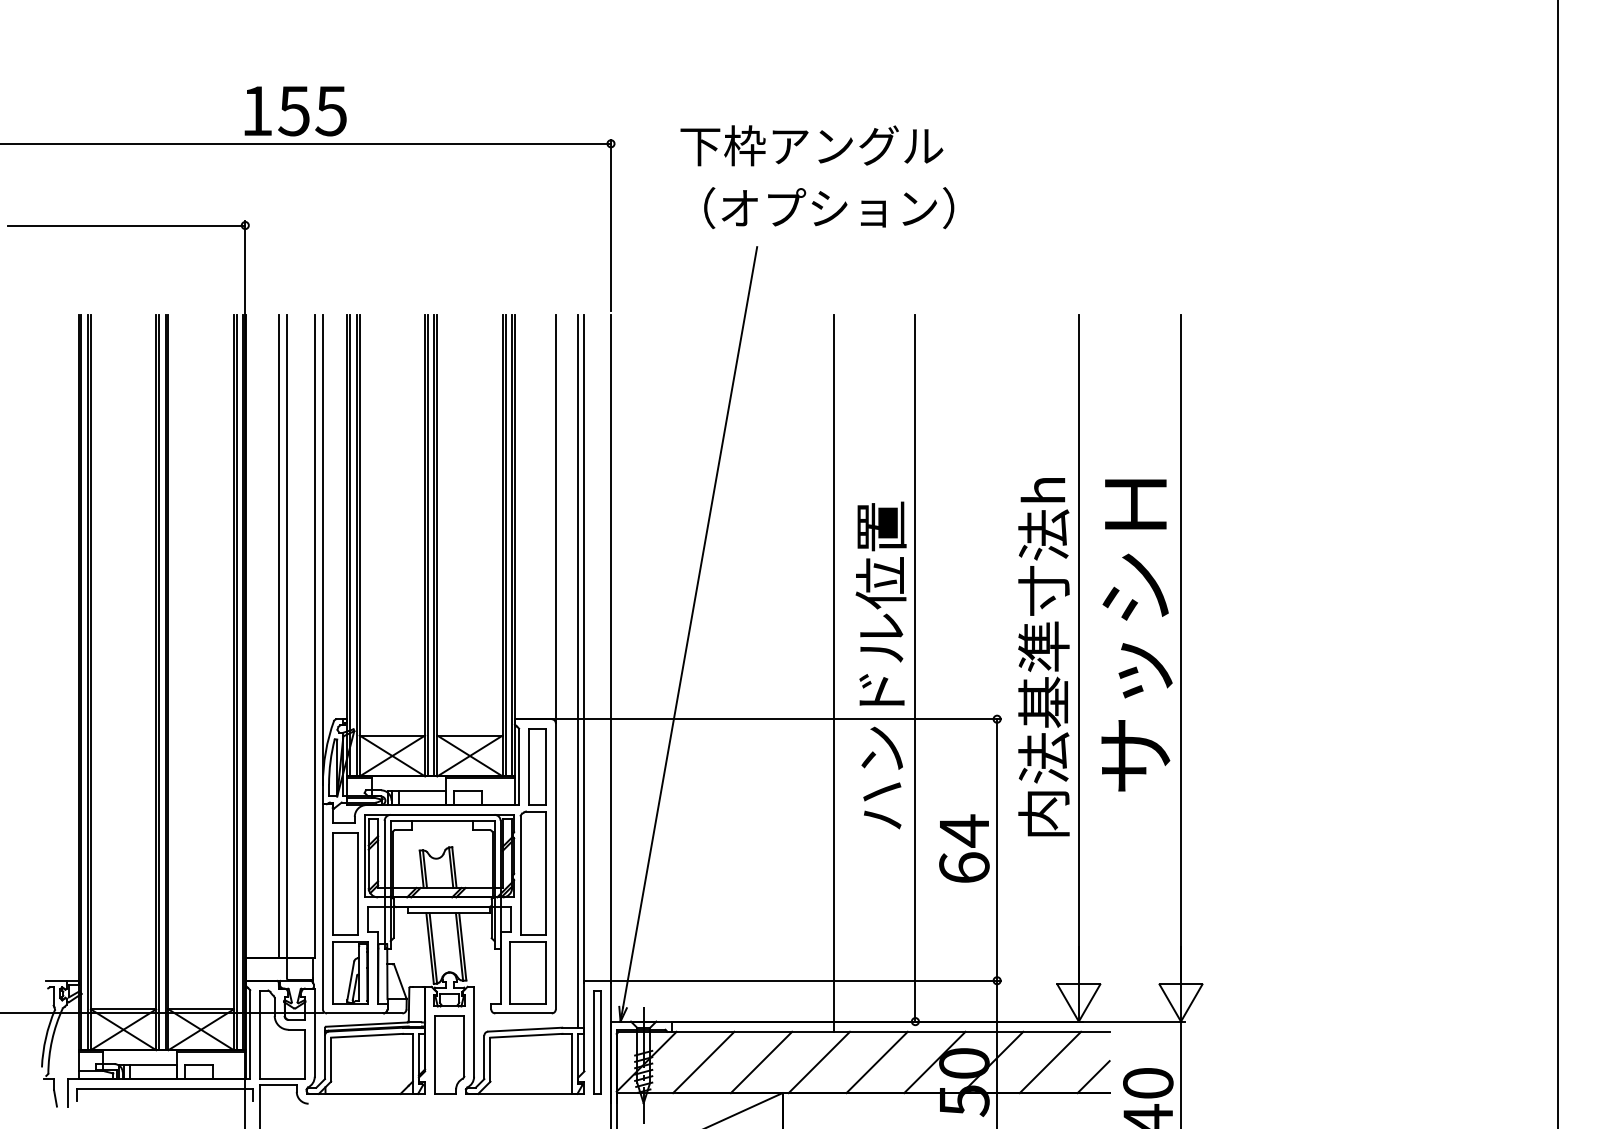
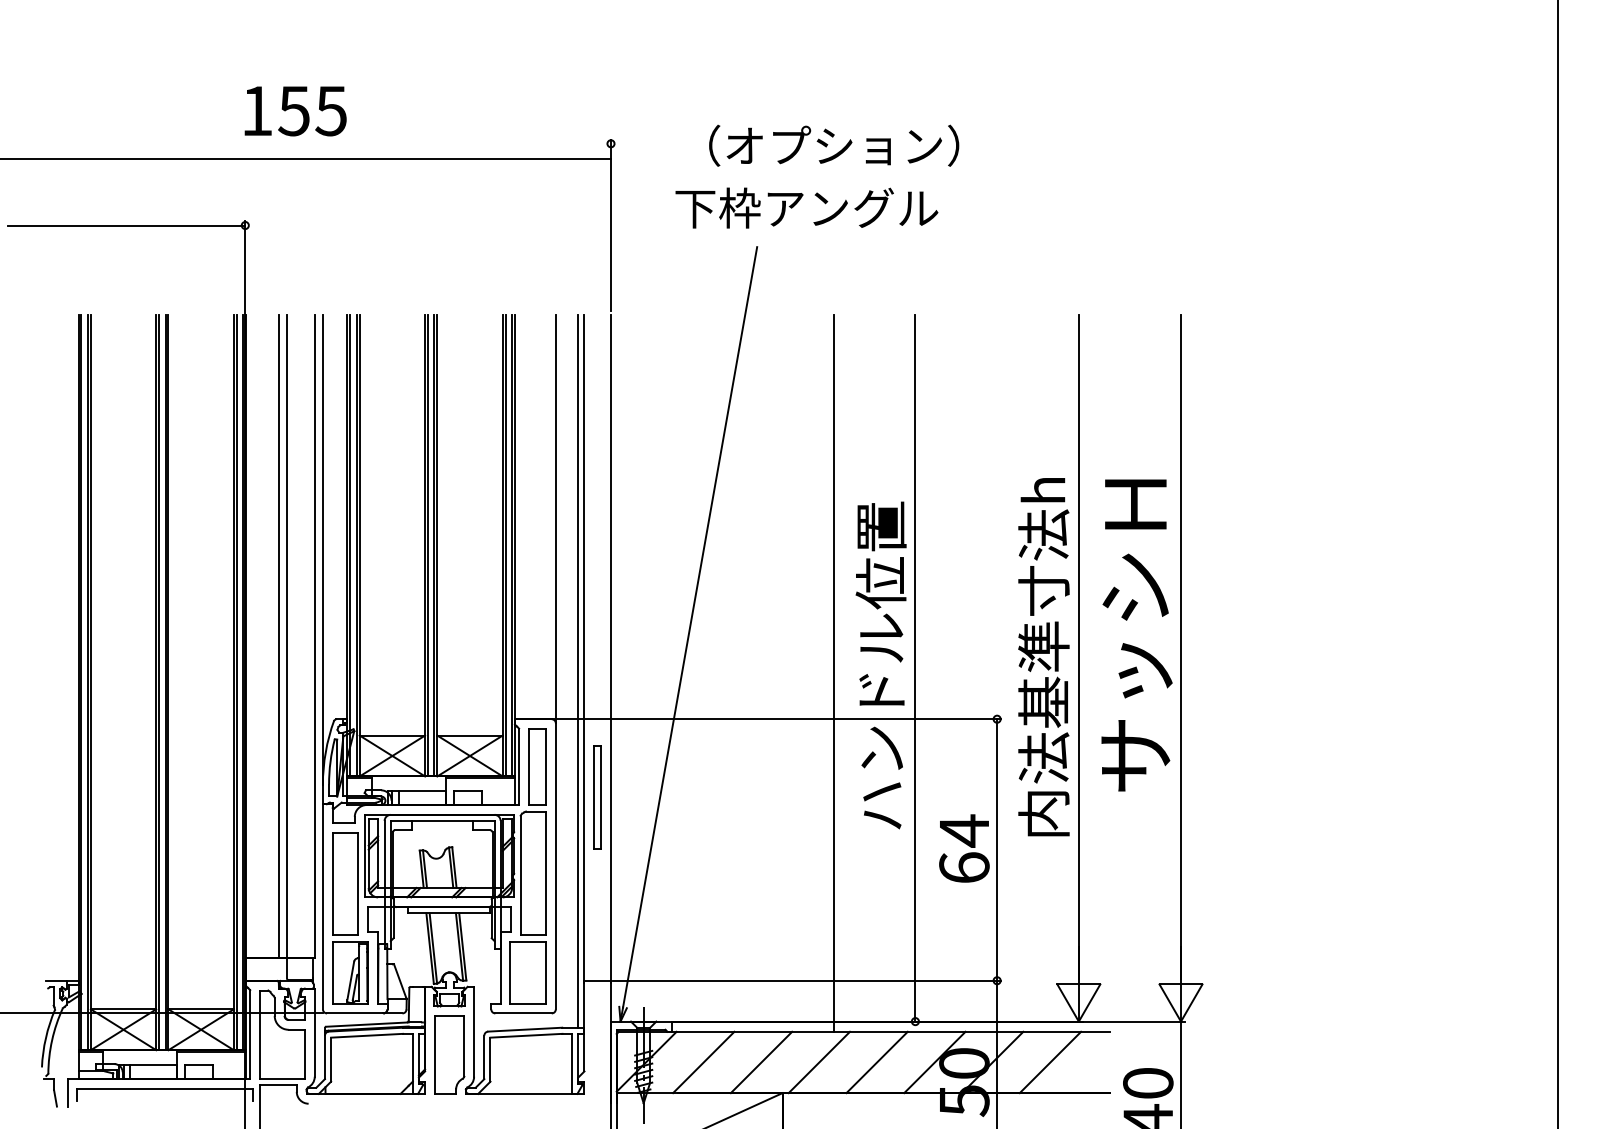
line position: (306, 143) -> (306, 158) (306, 158)
text: 下枠アングル -> （オプション） (819, 145)
text: （オプション） -> 下枠アングル (814, 208)
part position: (597, 1042) -> (597, 797) (597, 797)
line: present -> none (1093, 1077)
